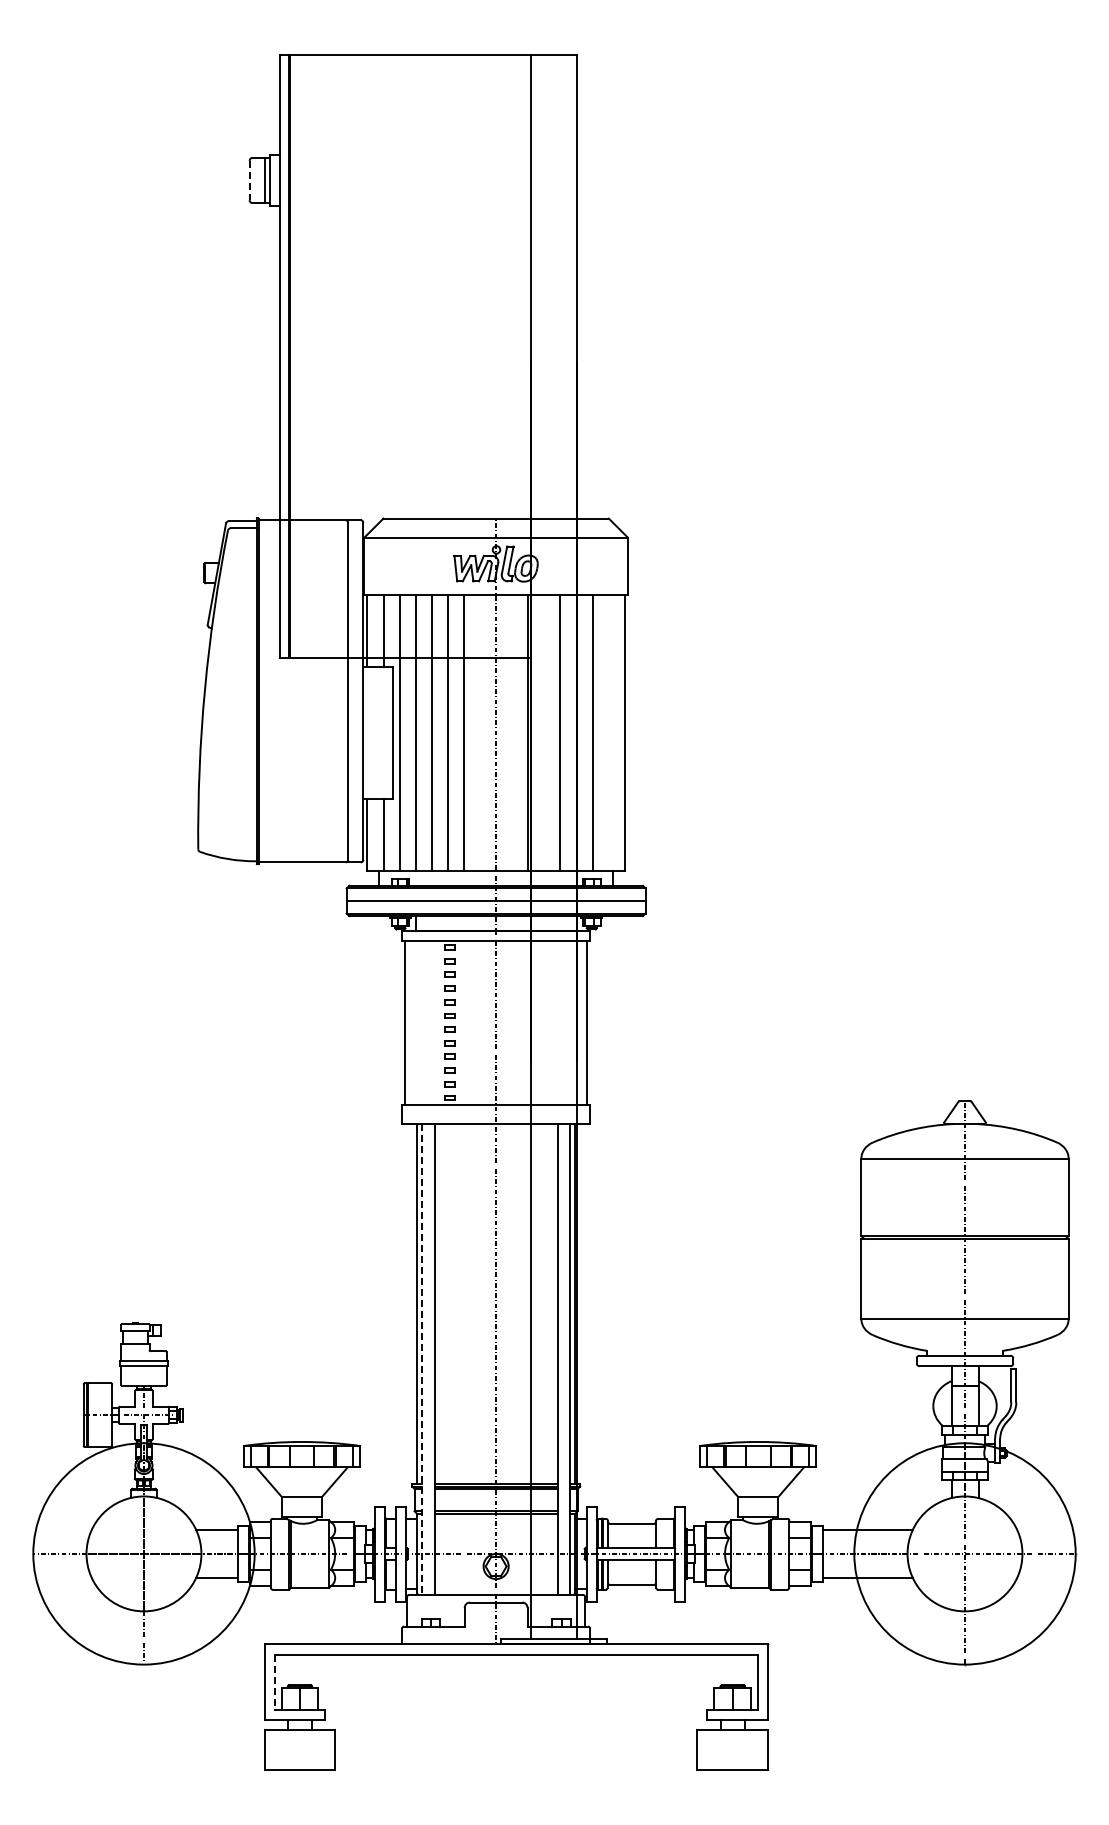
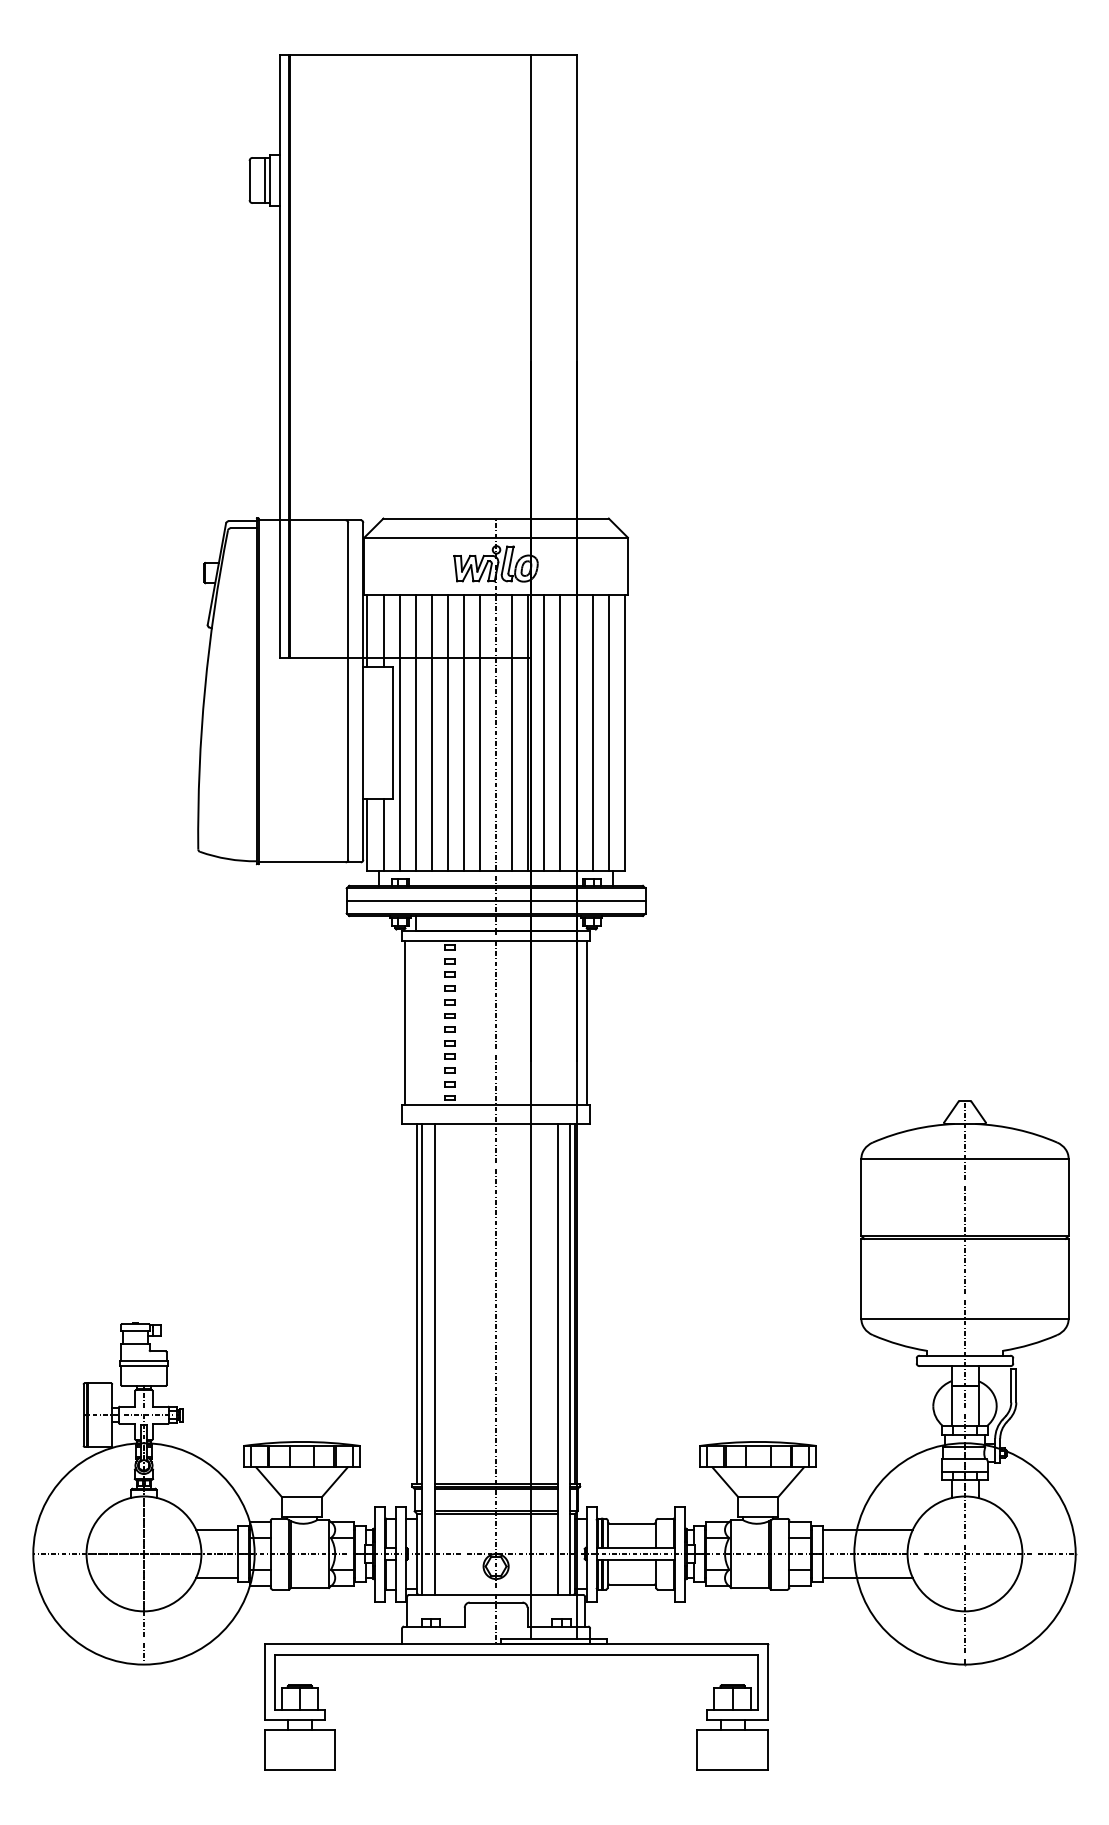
line: dashed -> solid (249, 180)
line: none -> present (480, 732)
line: none -> present (512, 732)
line: none -> present (544, 732)
line: none -> present (608, 732)
line: dashed -> solid (422, 1359)
line: dashed -> solid (274, 1682)
